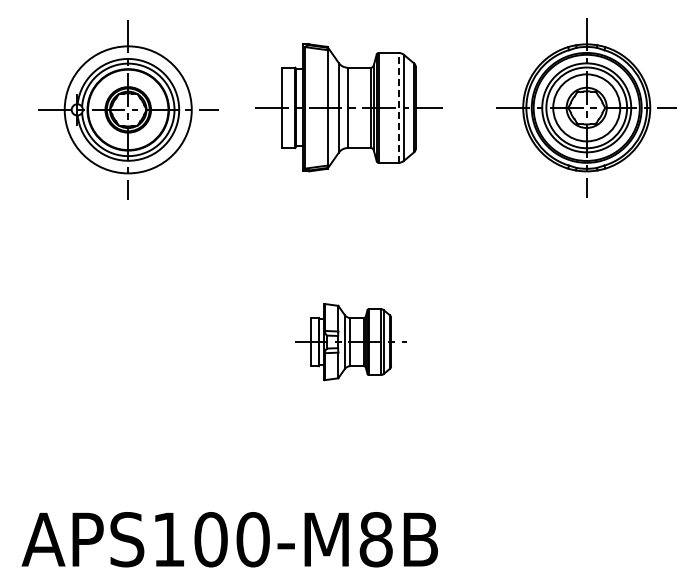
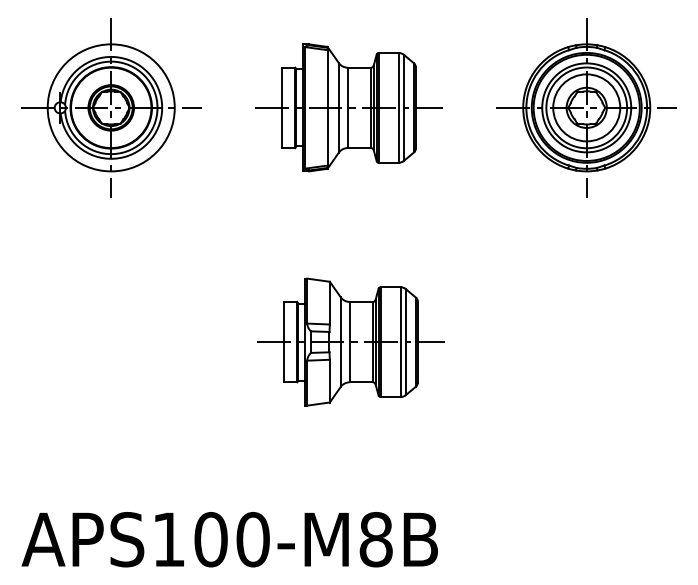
line: dashed -> solid (398, 107)
part position: (128, 109) -> (111, 107) (111, 107)
part size: 112x79 px -> 188x130 px (350, 341)
